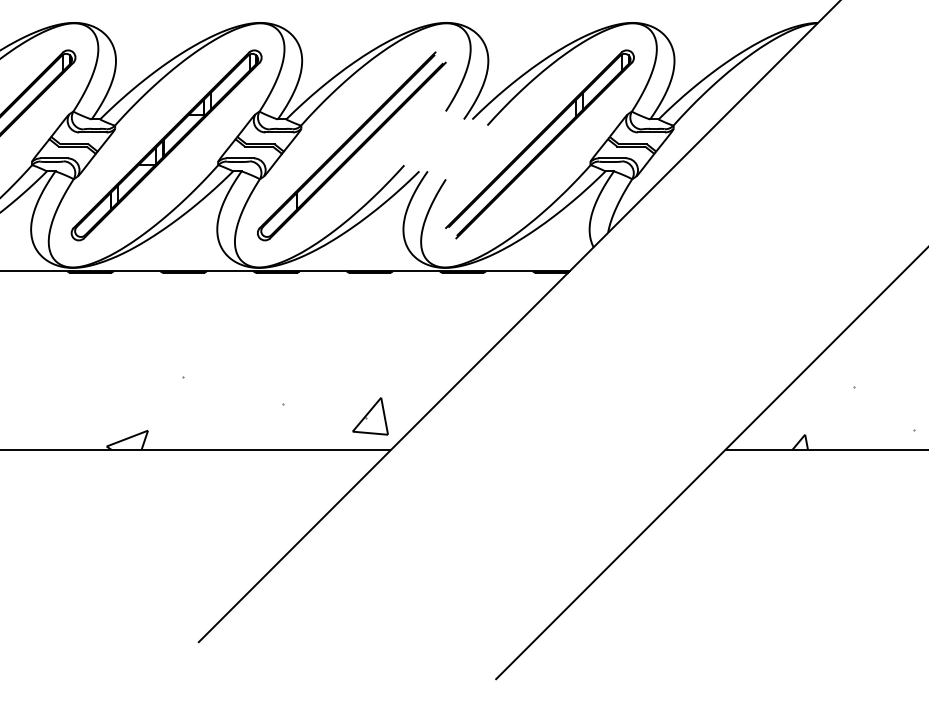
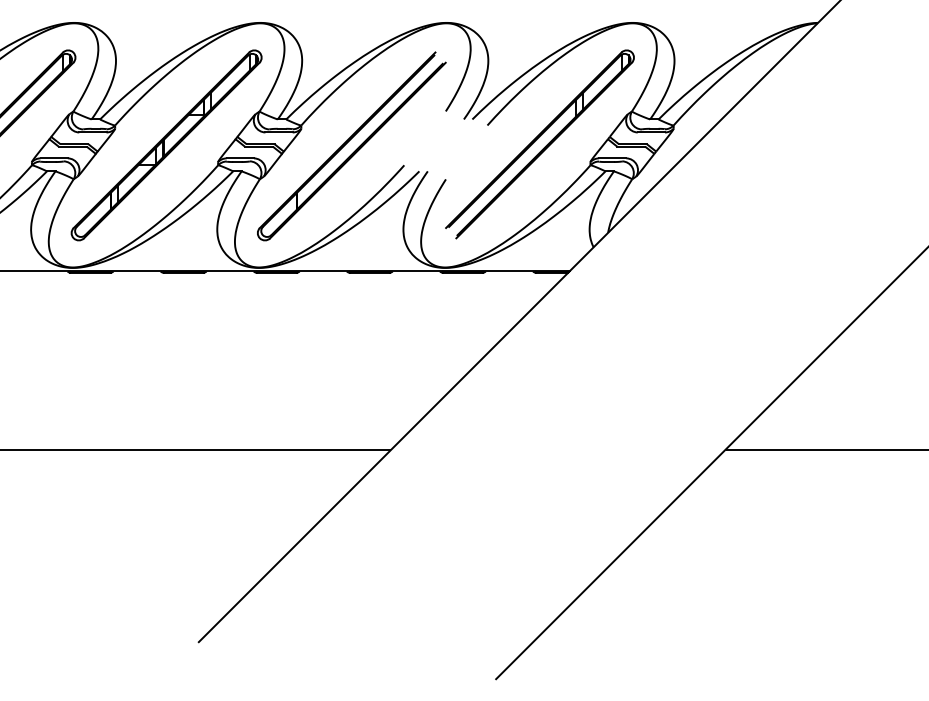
hatch: present -> none (247, 413)
hatch: present -> none (853, 417)
